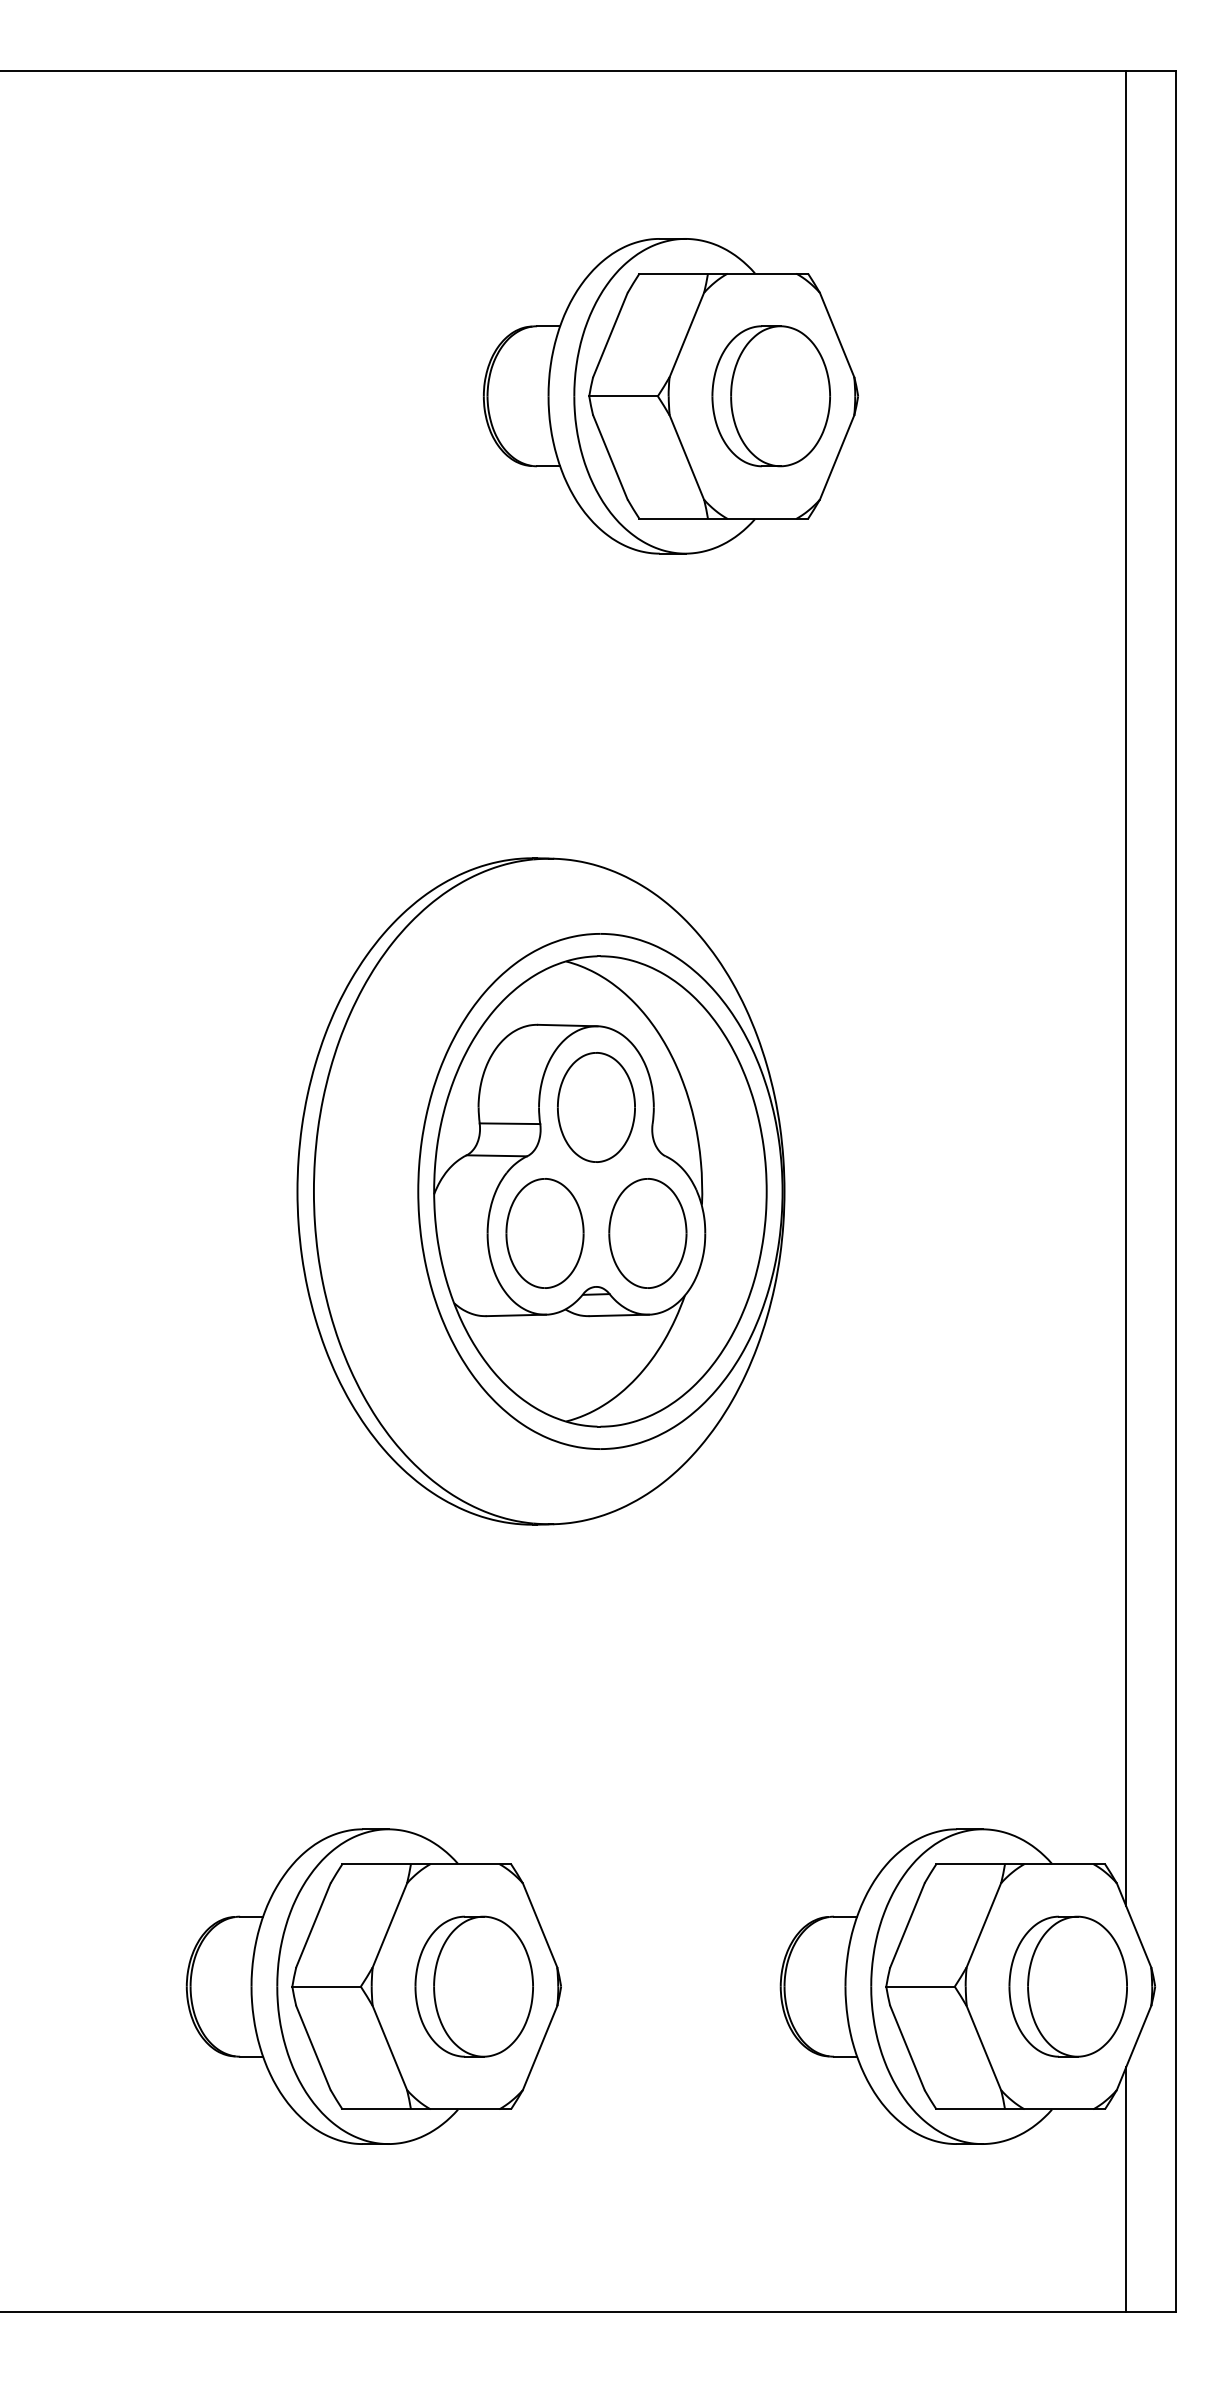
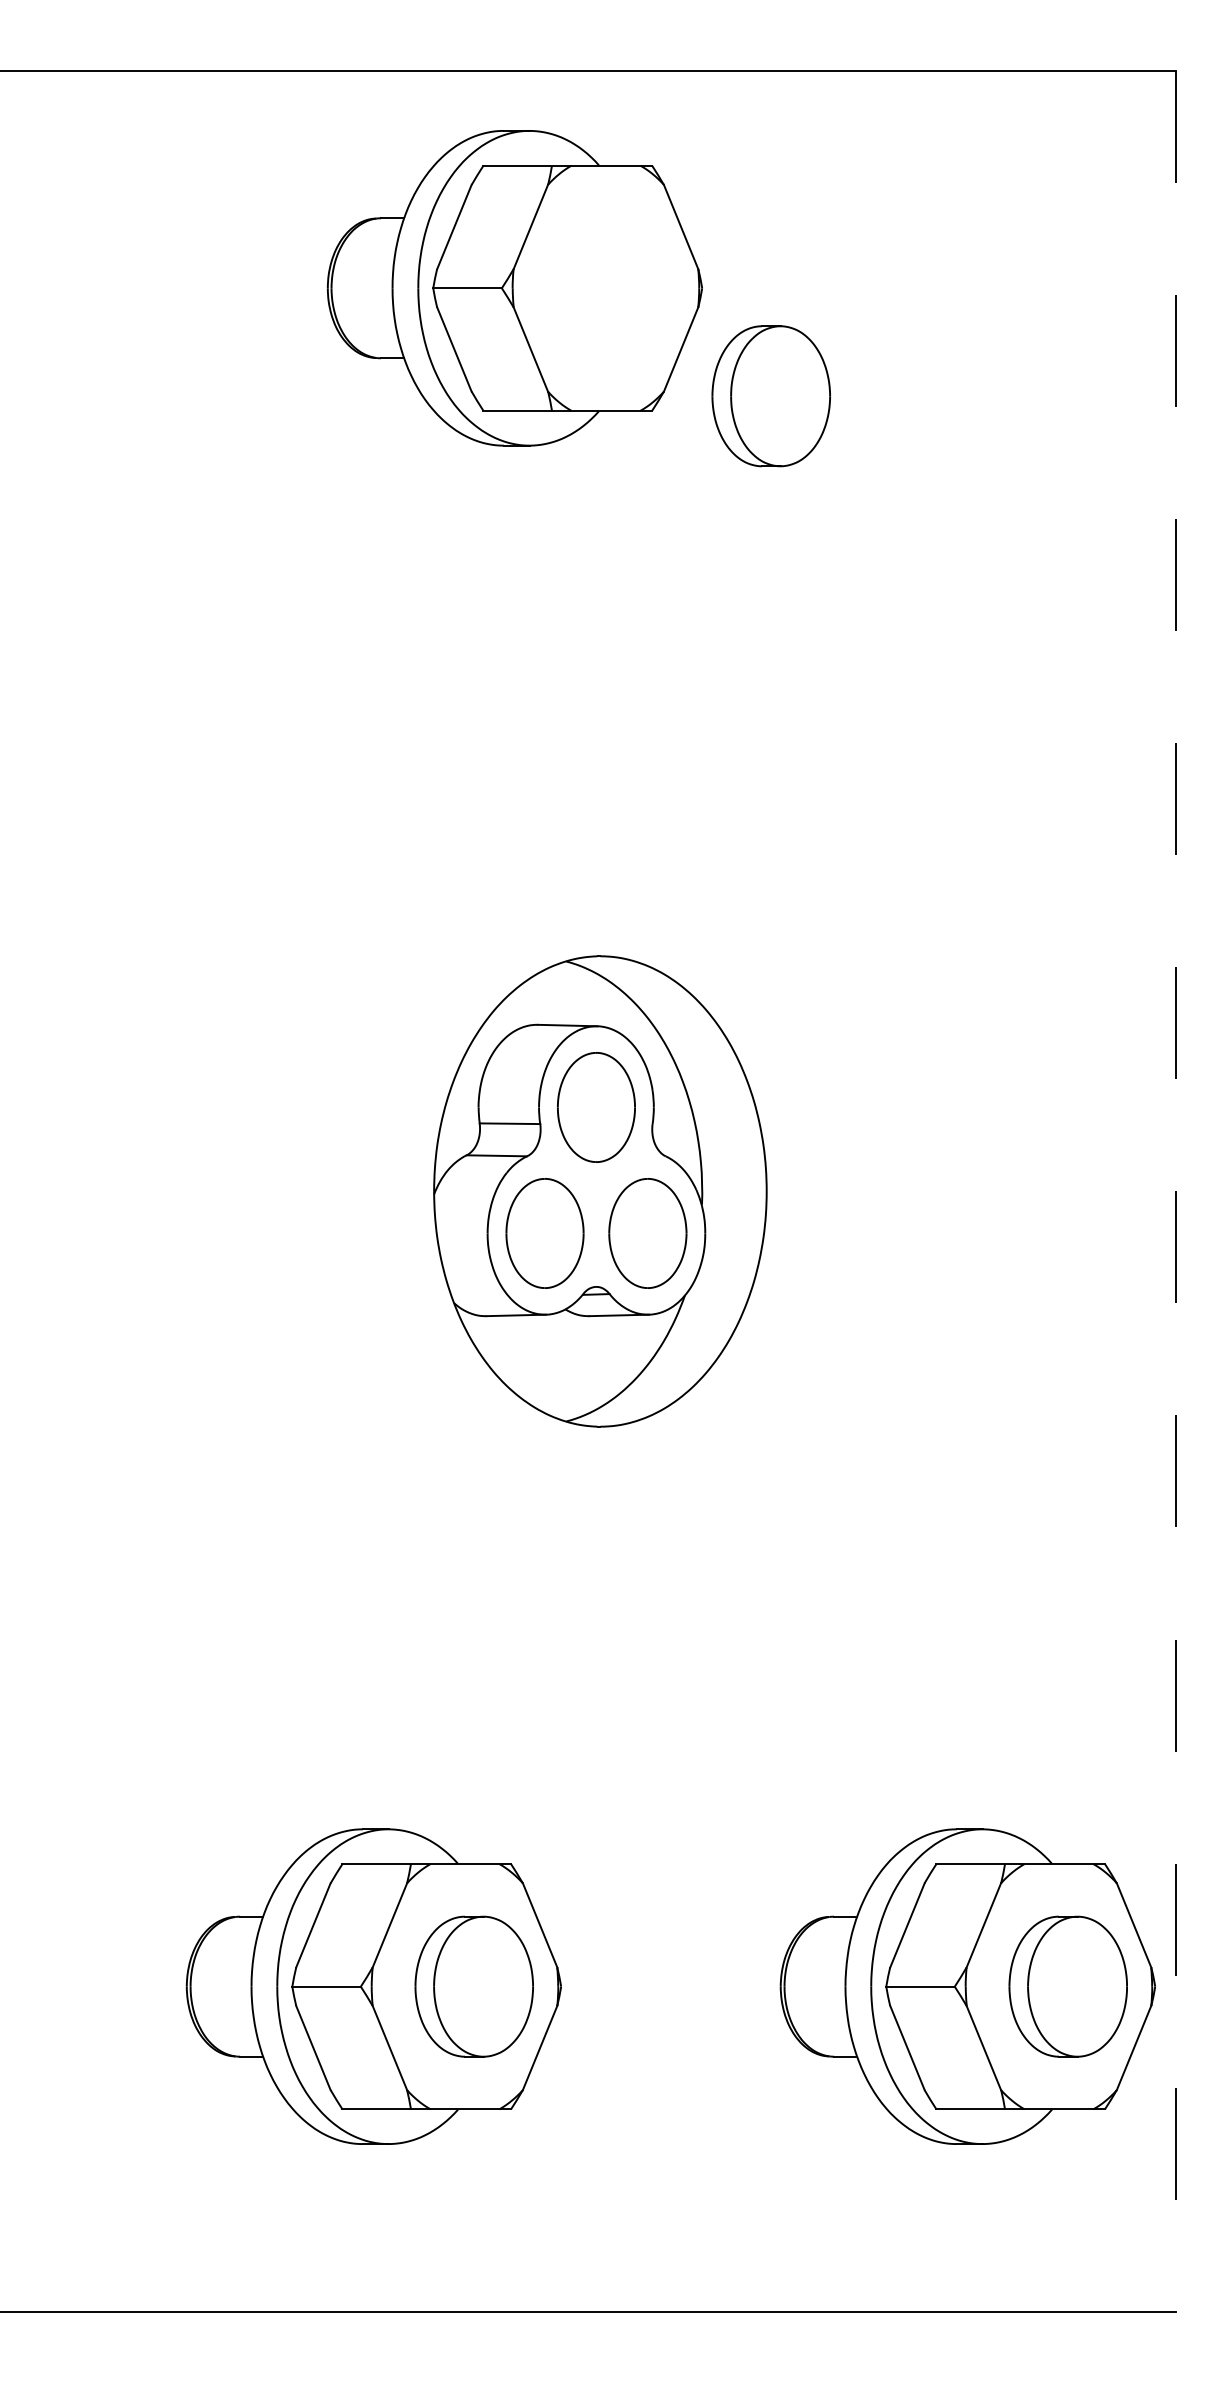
part position: (670, 396) -> (514, 288) (514, 288)
line: present -> none (1126, 988)
part: present -> none (540, 1191)
line: solid -> dashed (1175, 1191)
line: present -> none (1126, 2189)
